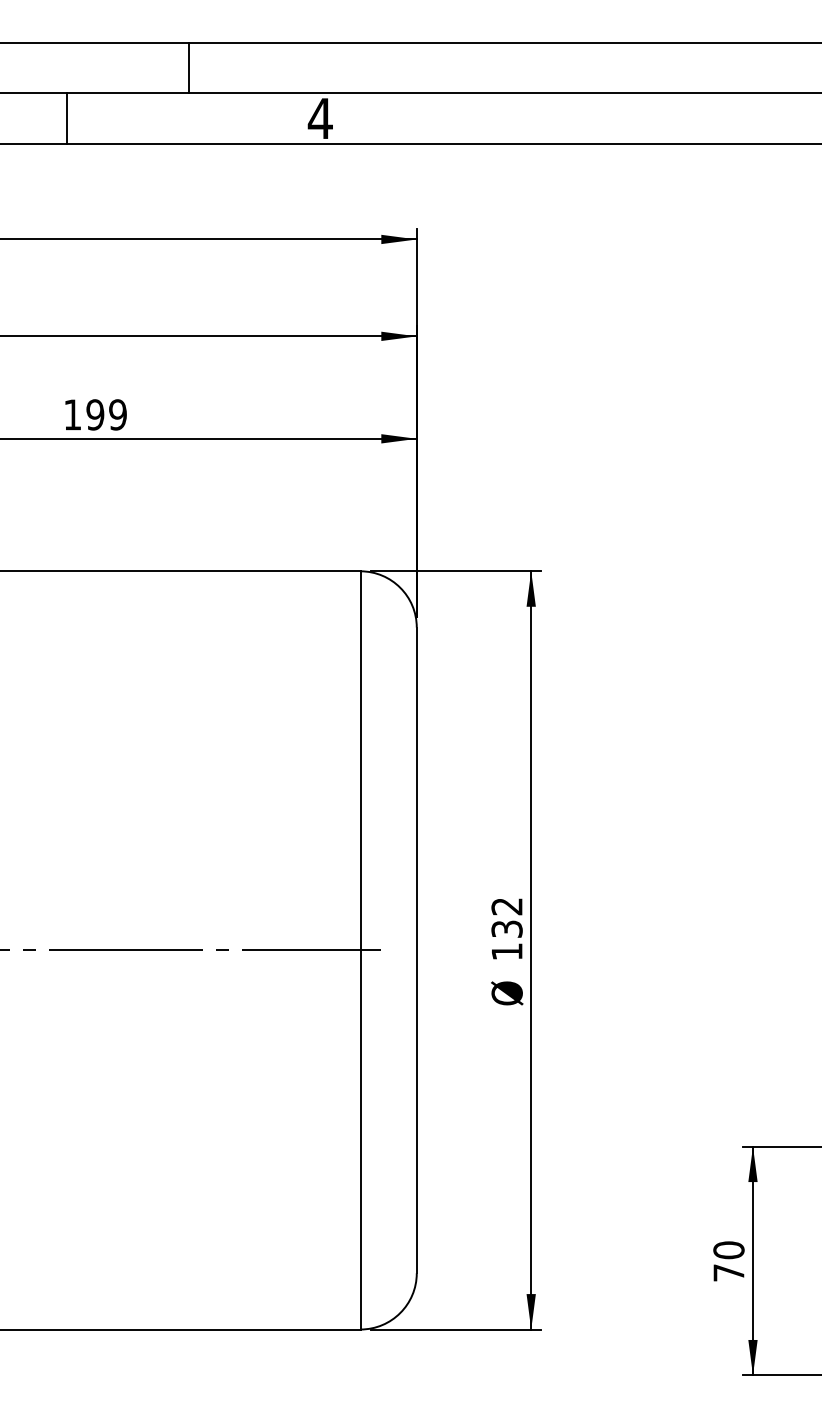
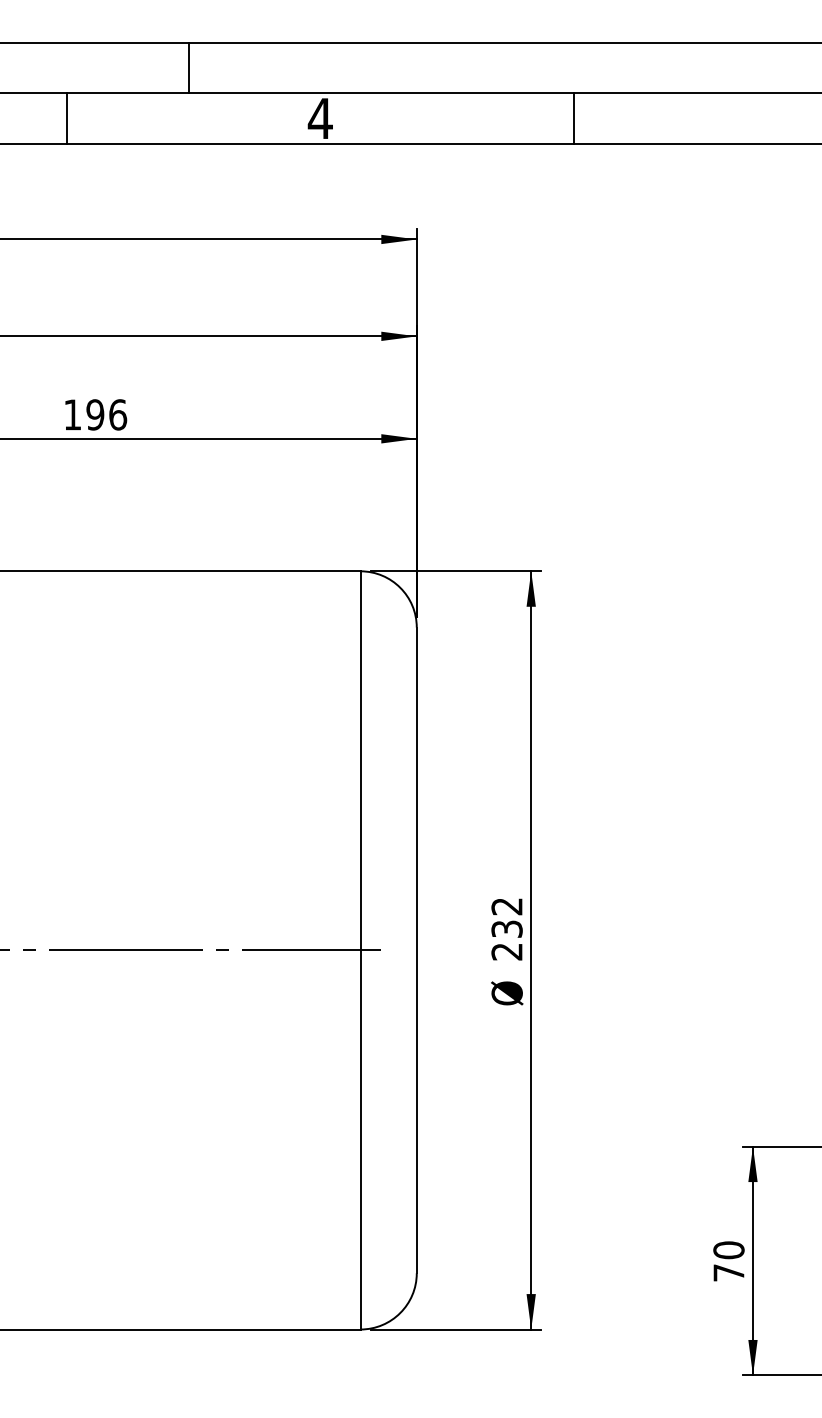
line: none -> present (574, 118)
text: 199 -> 196 (118, 414)
text: 132 -> 232 (506, 951)
